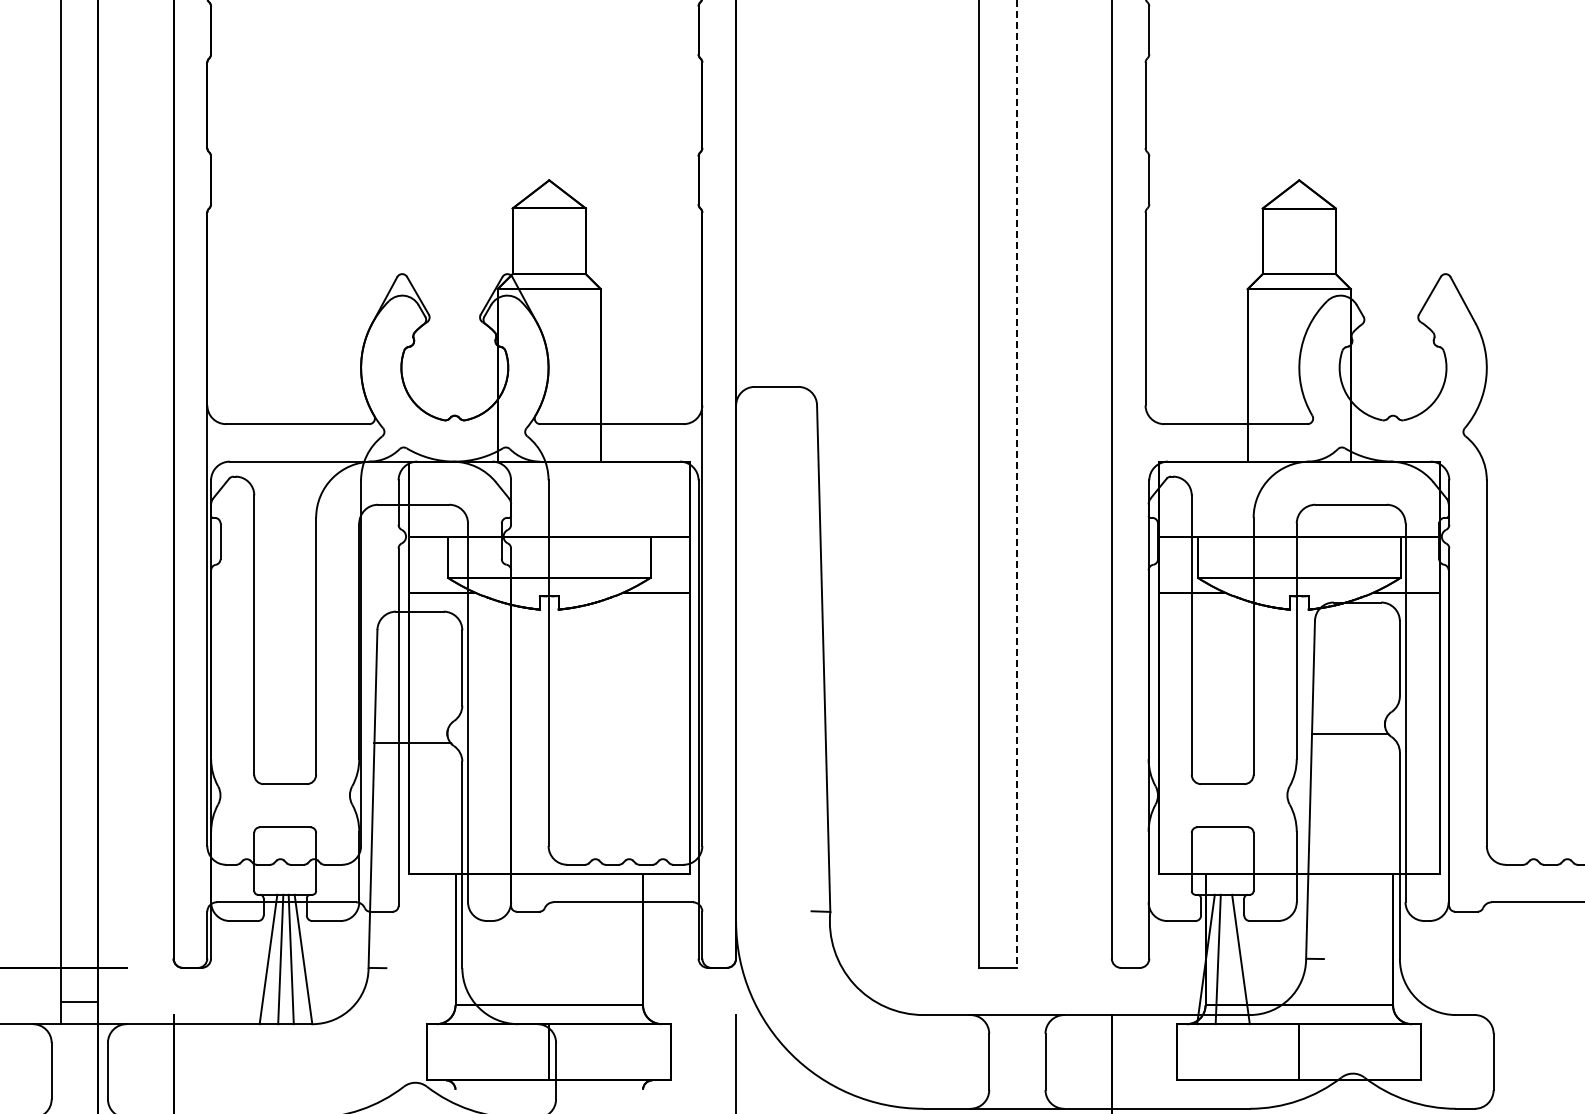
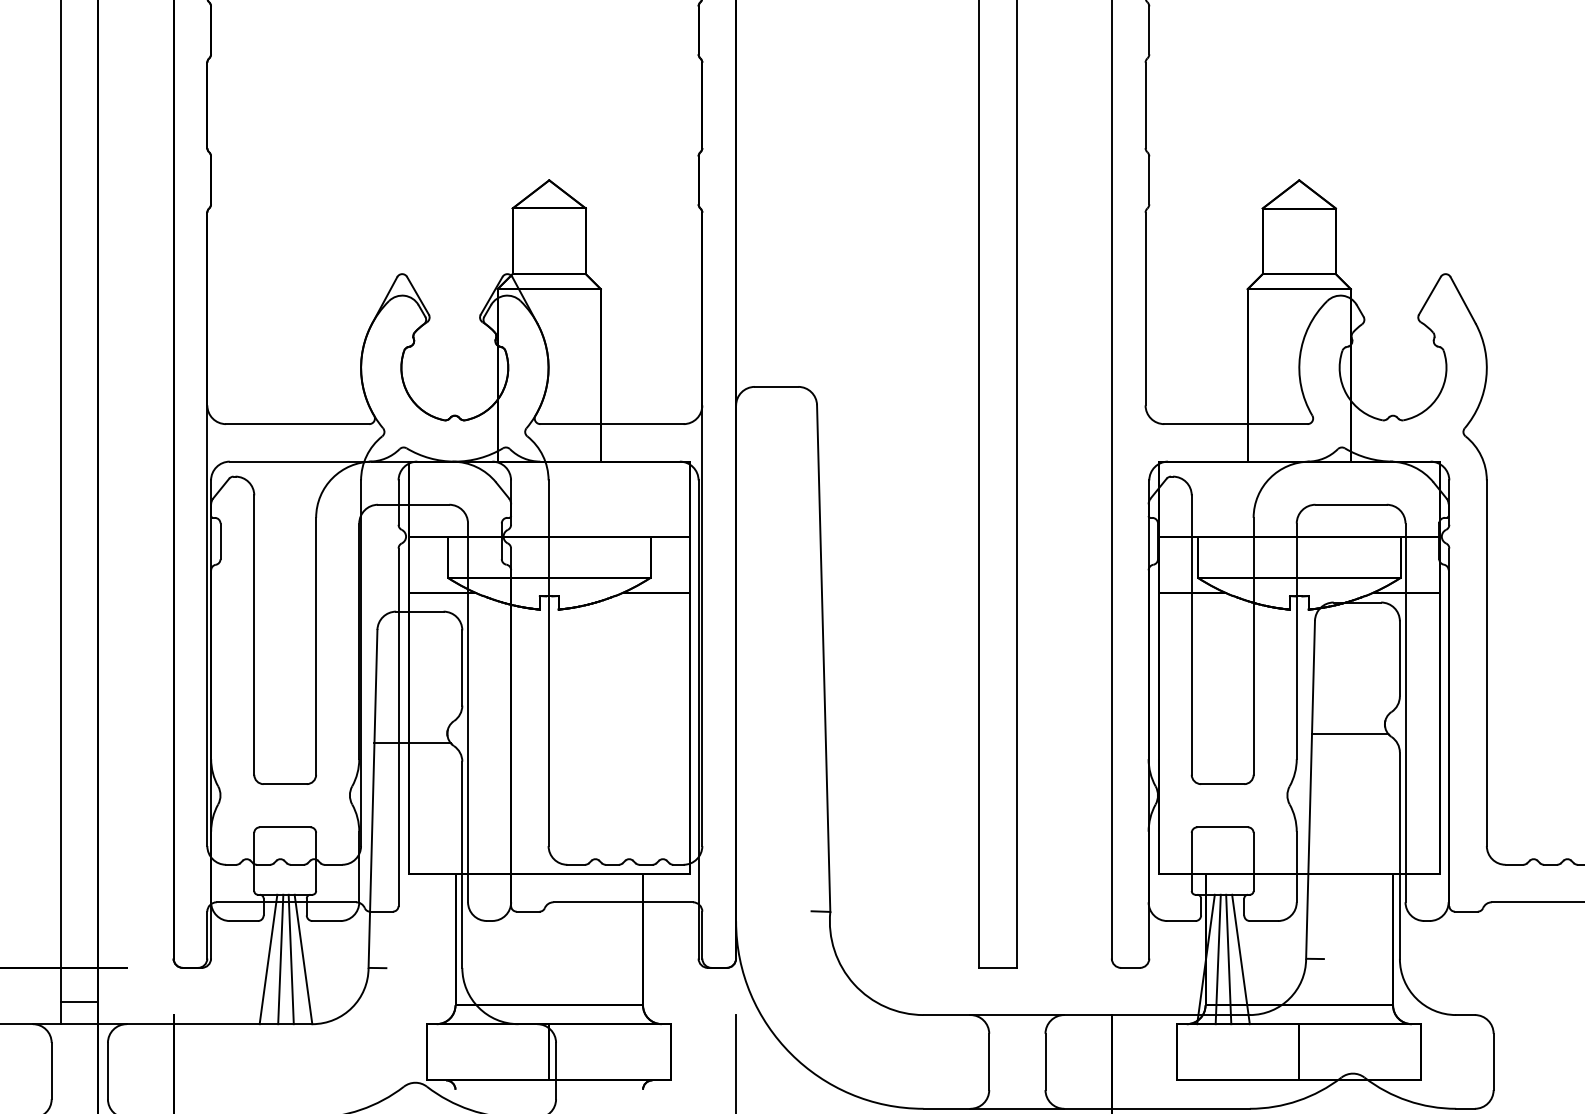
line: dashed -> solid (1016, 484)
line: none -> present (1228, 959)
